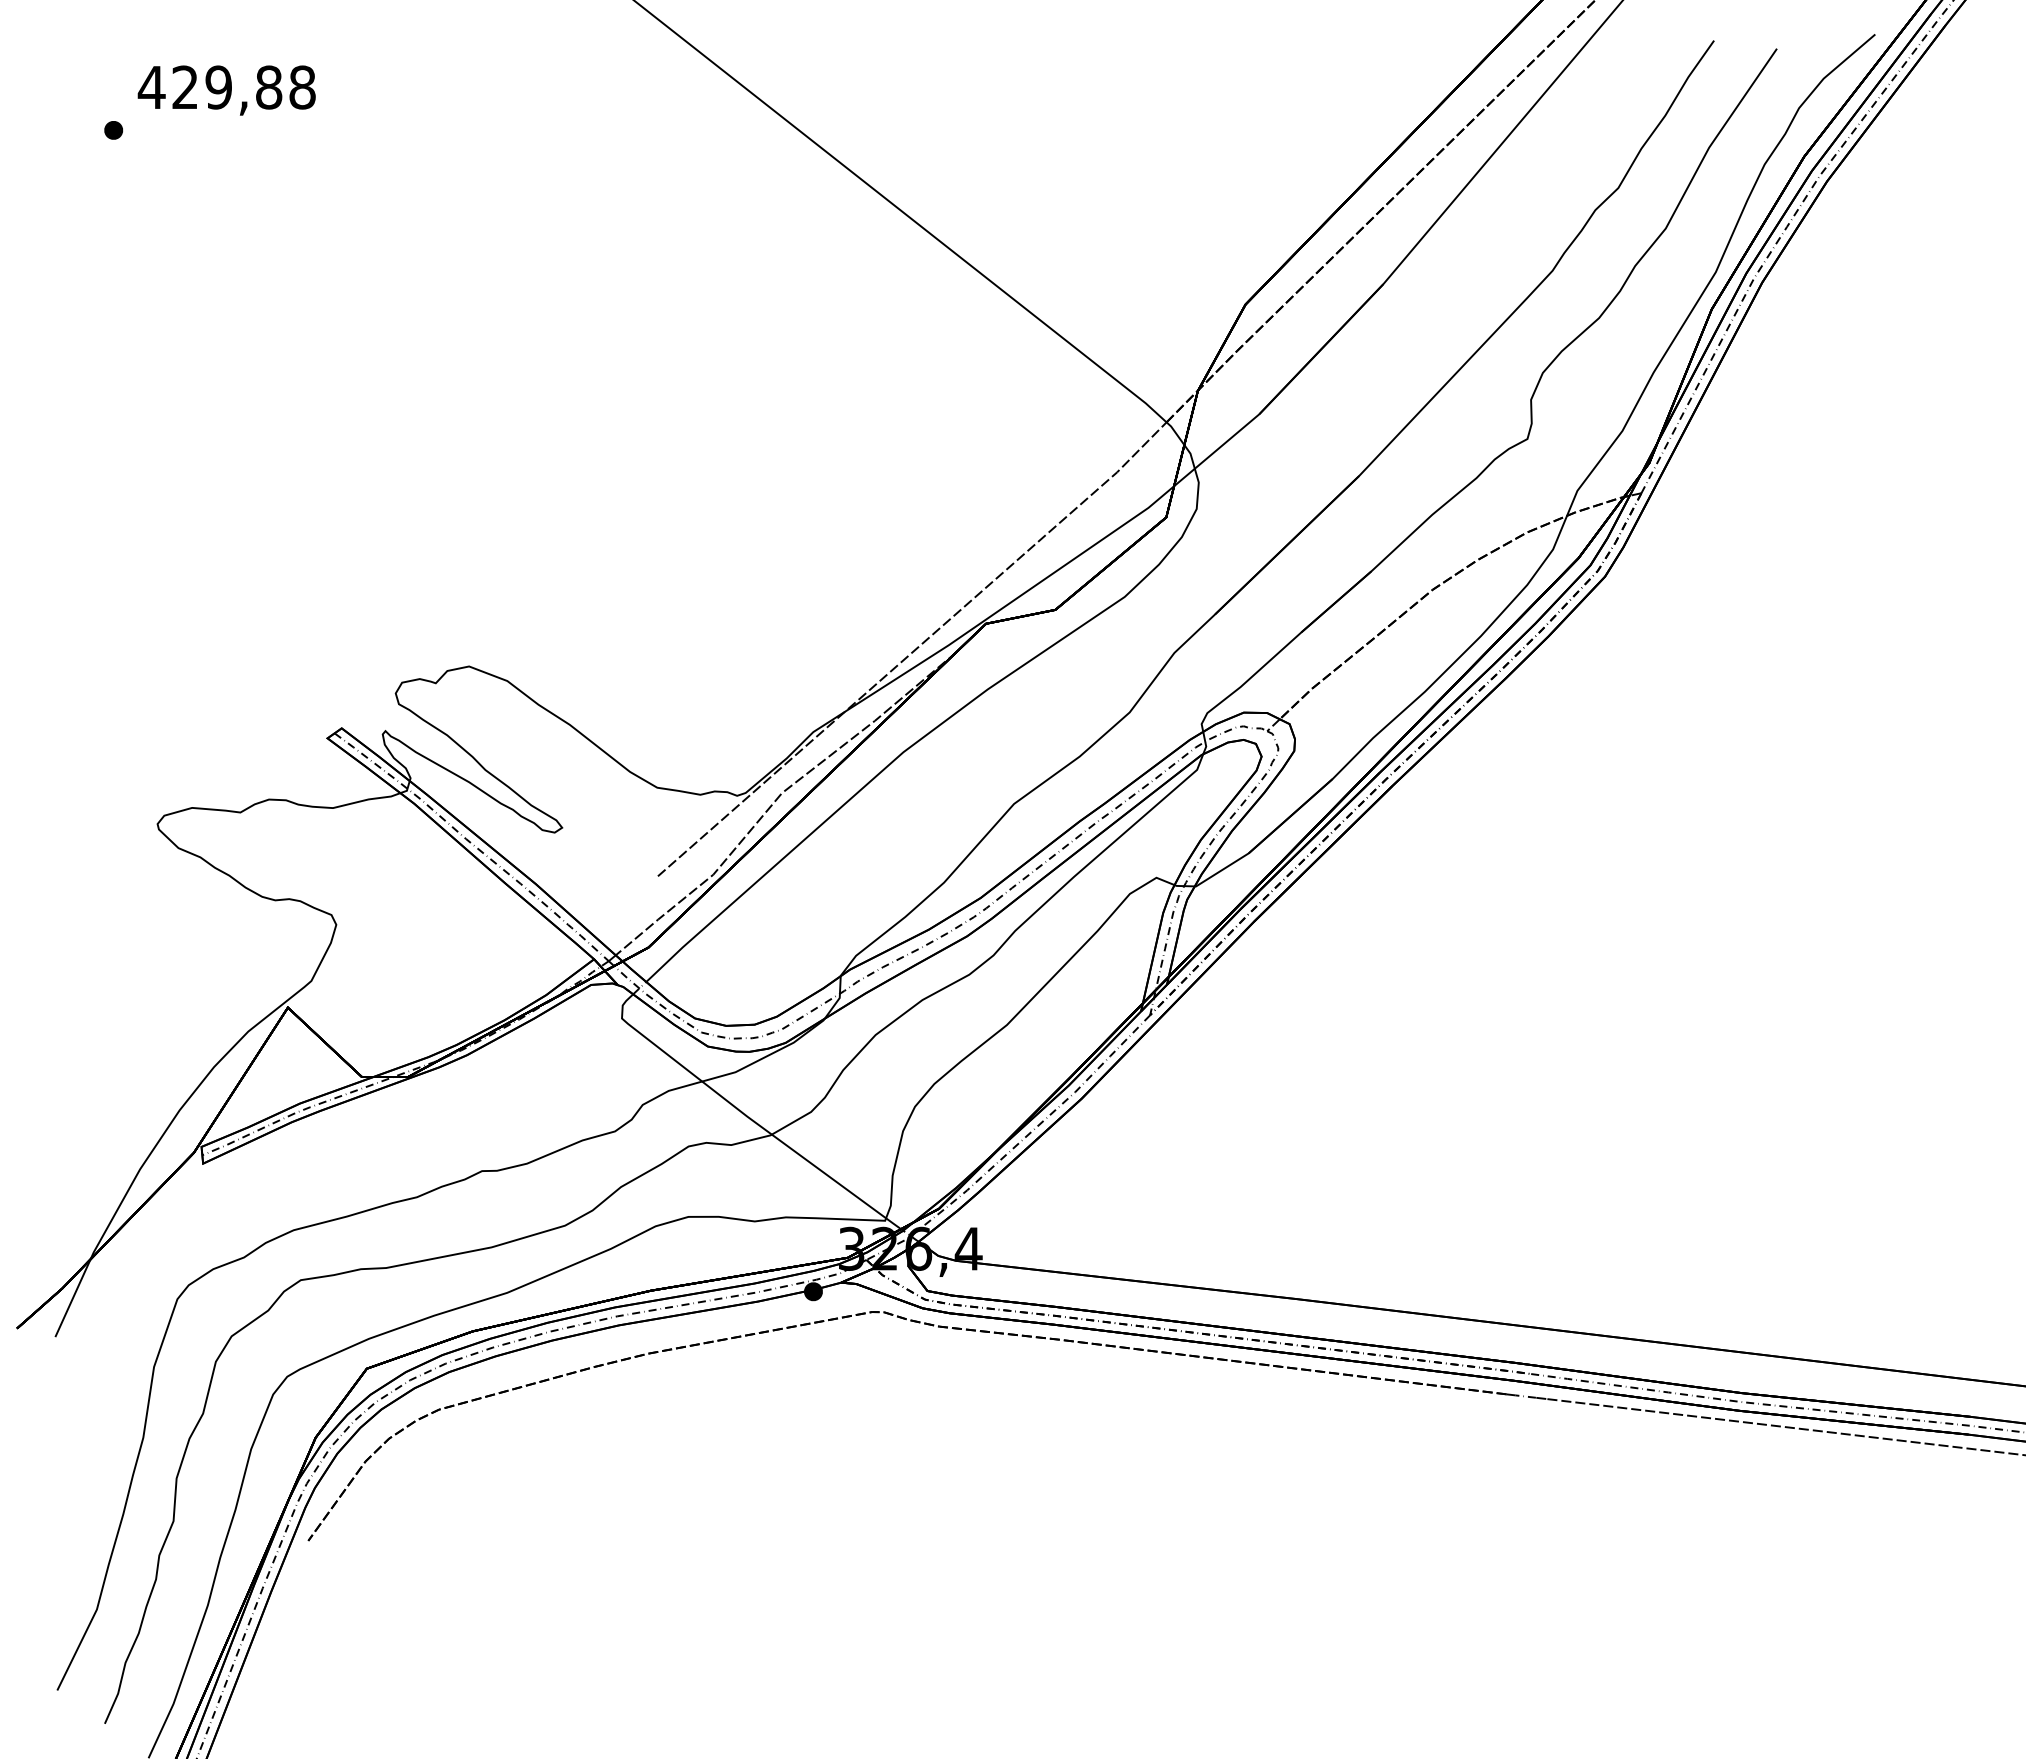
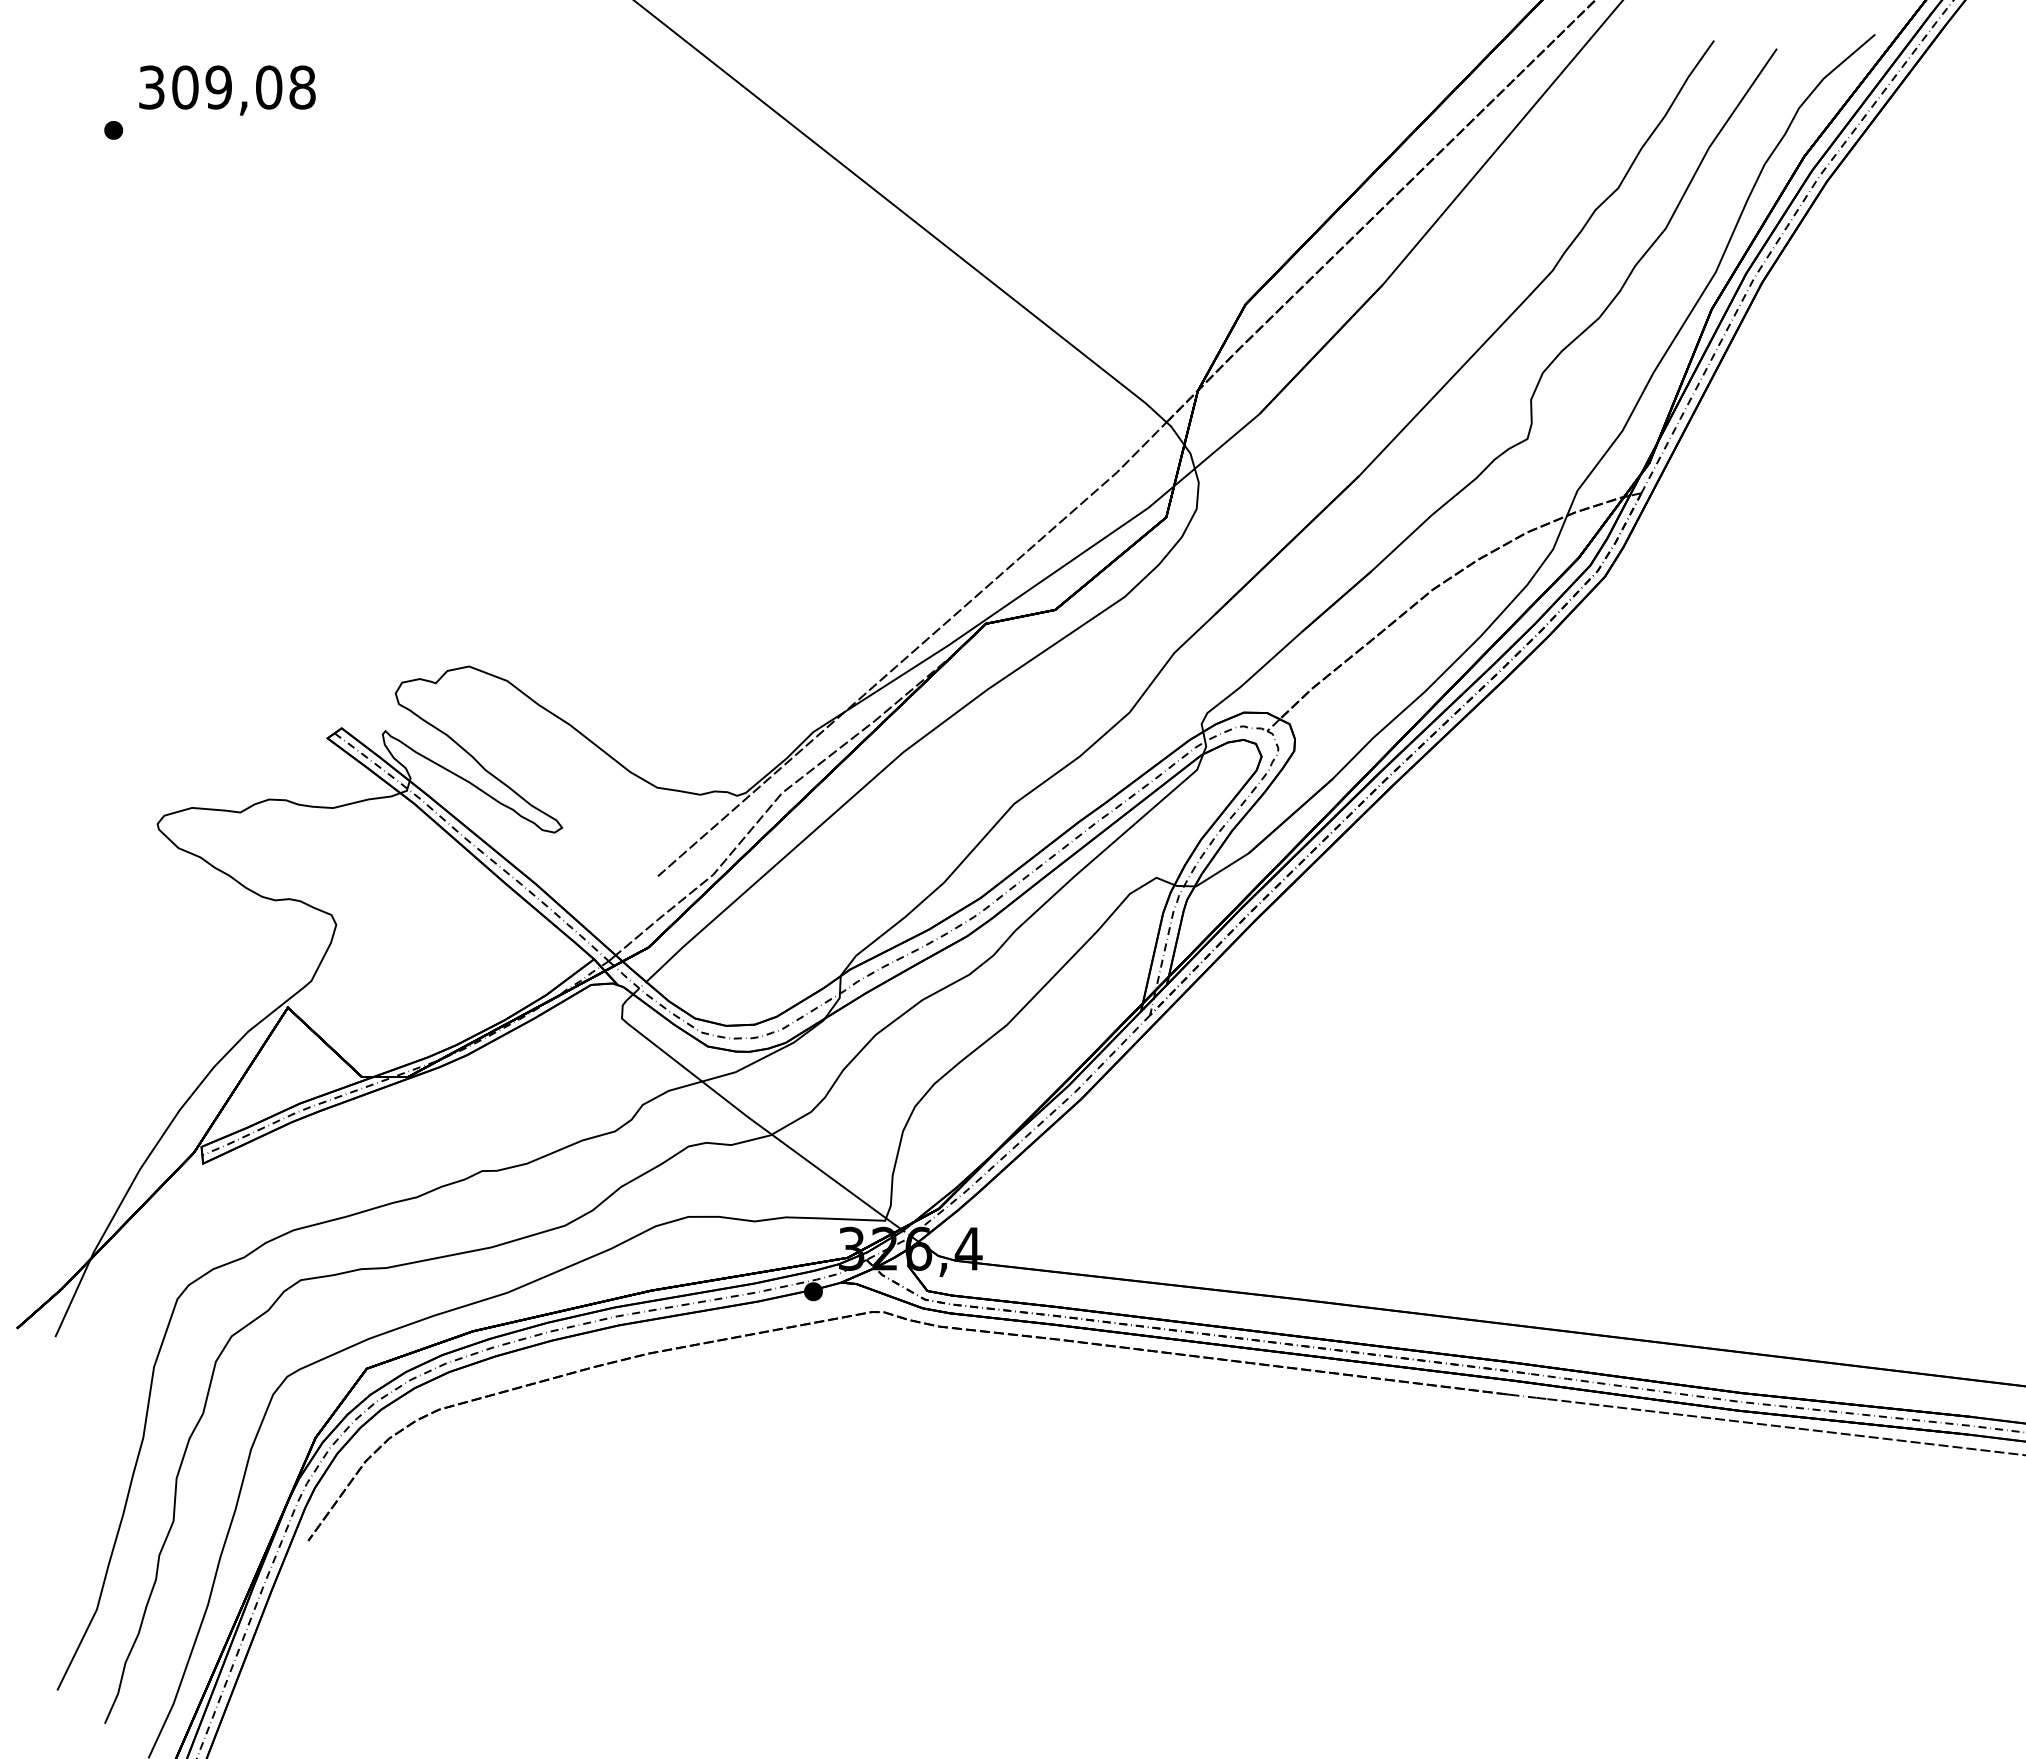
text: 429,88 -> 309,08 (209, 87)
